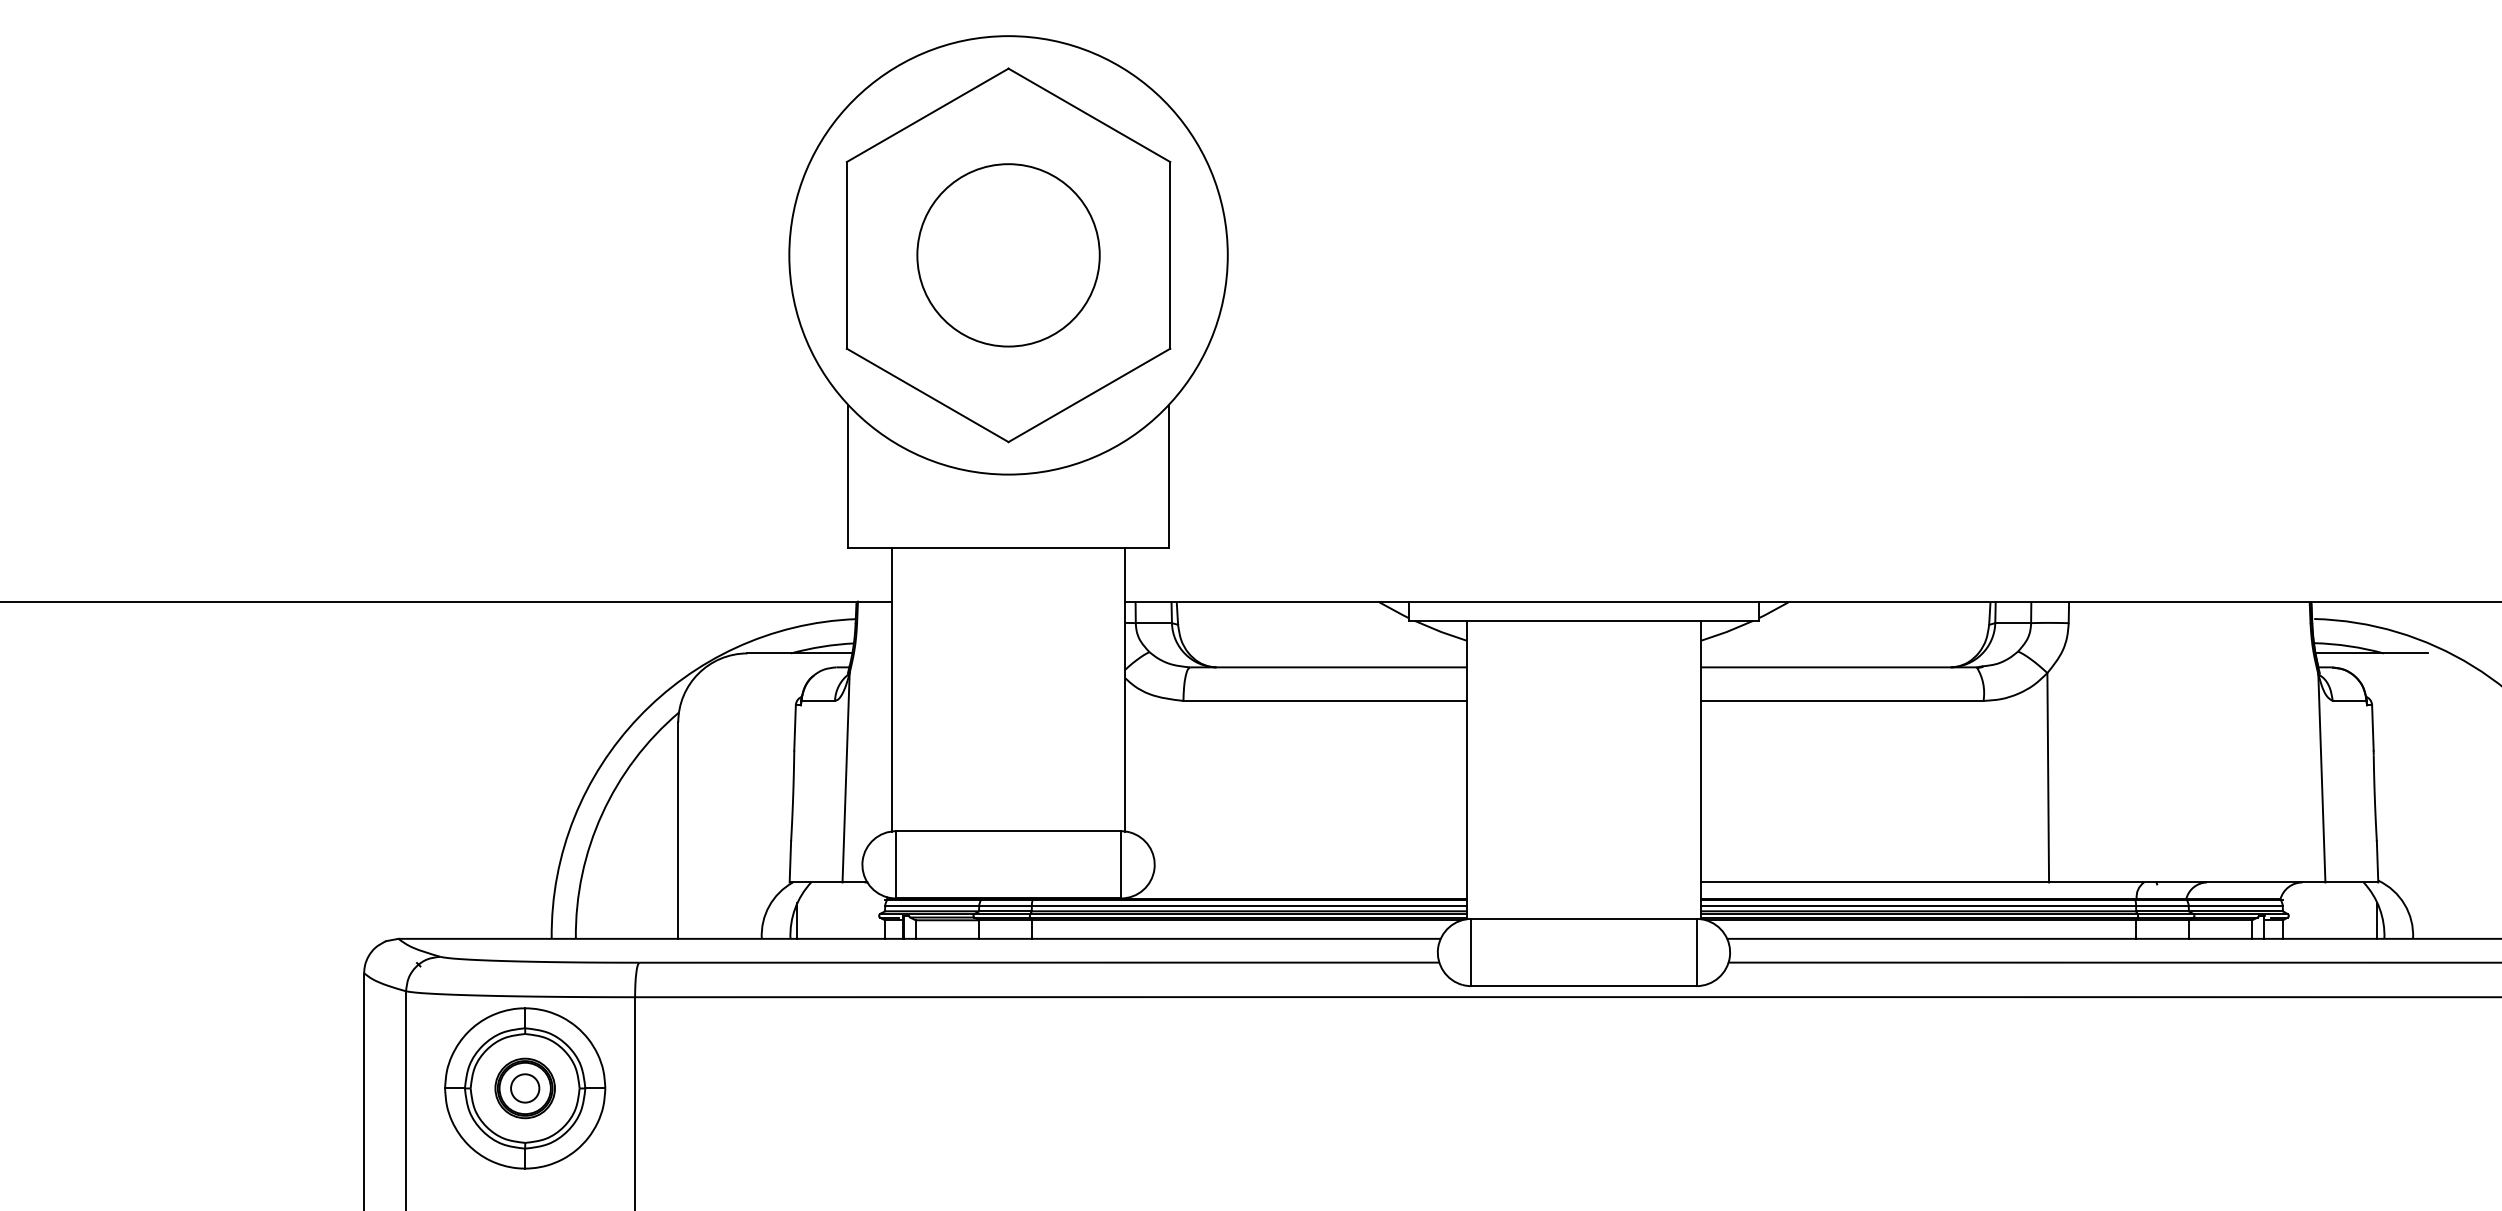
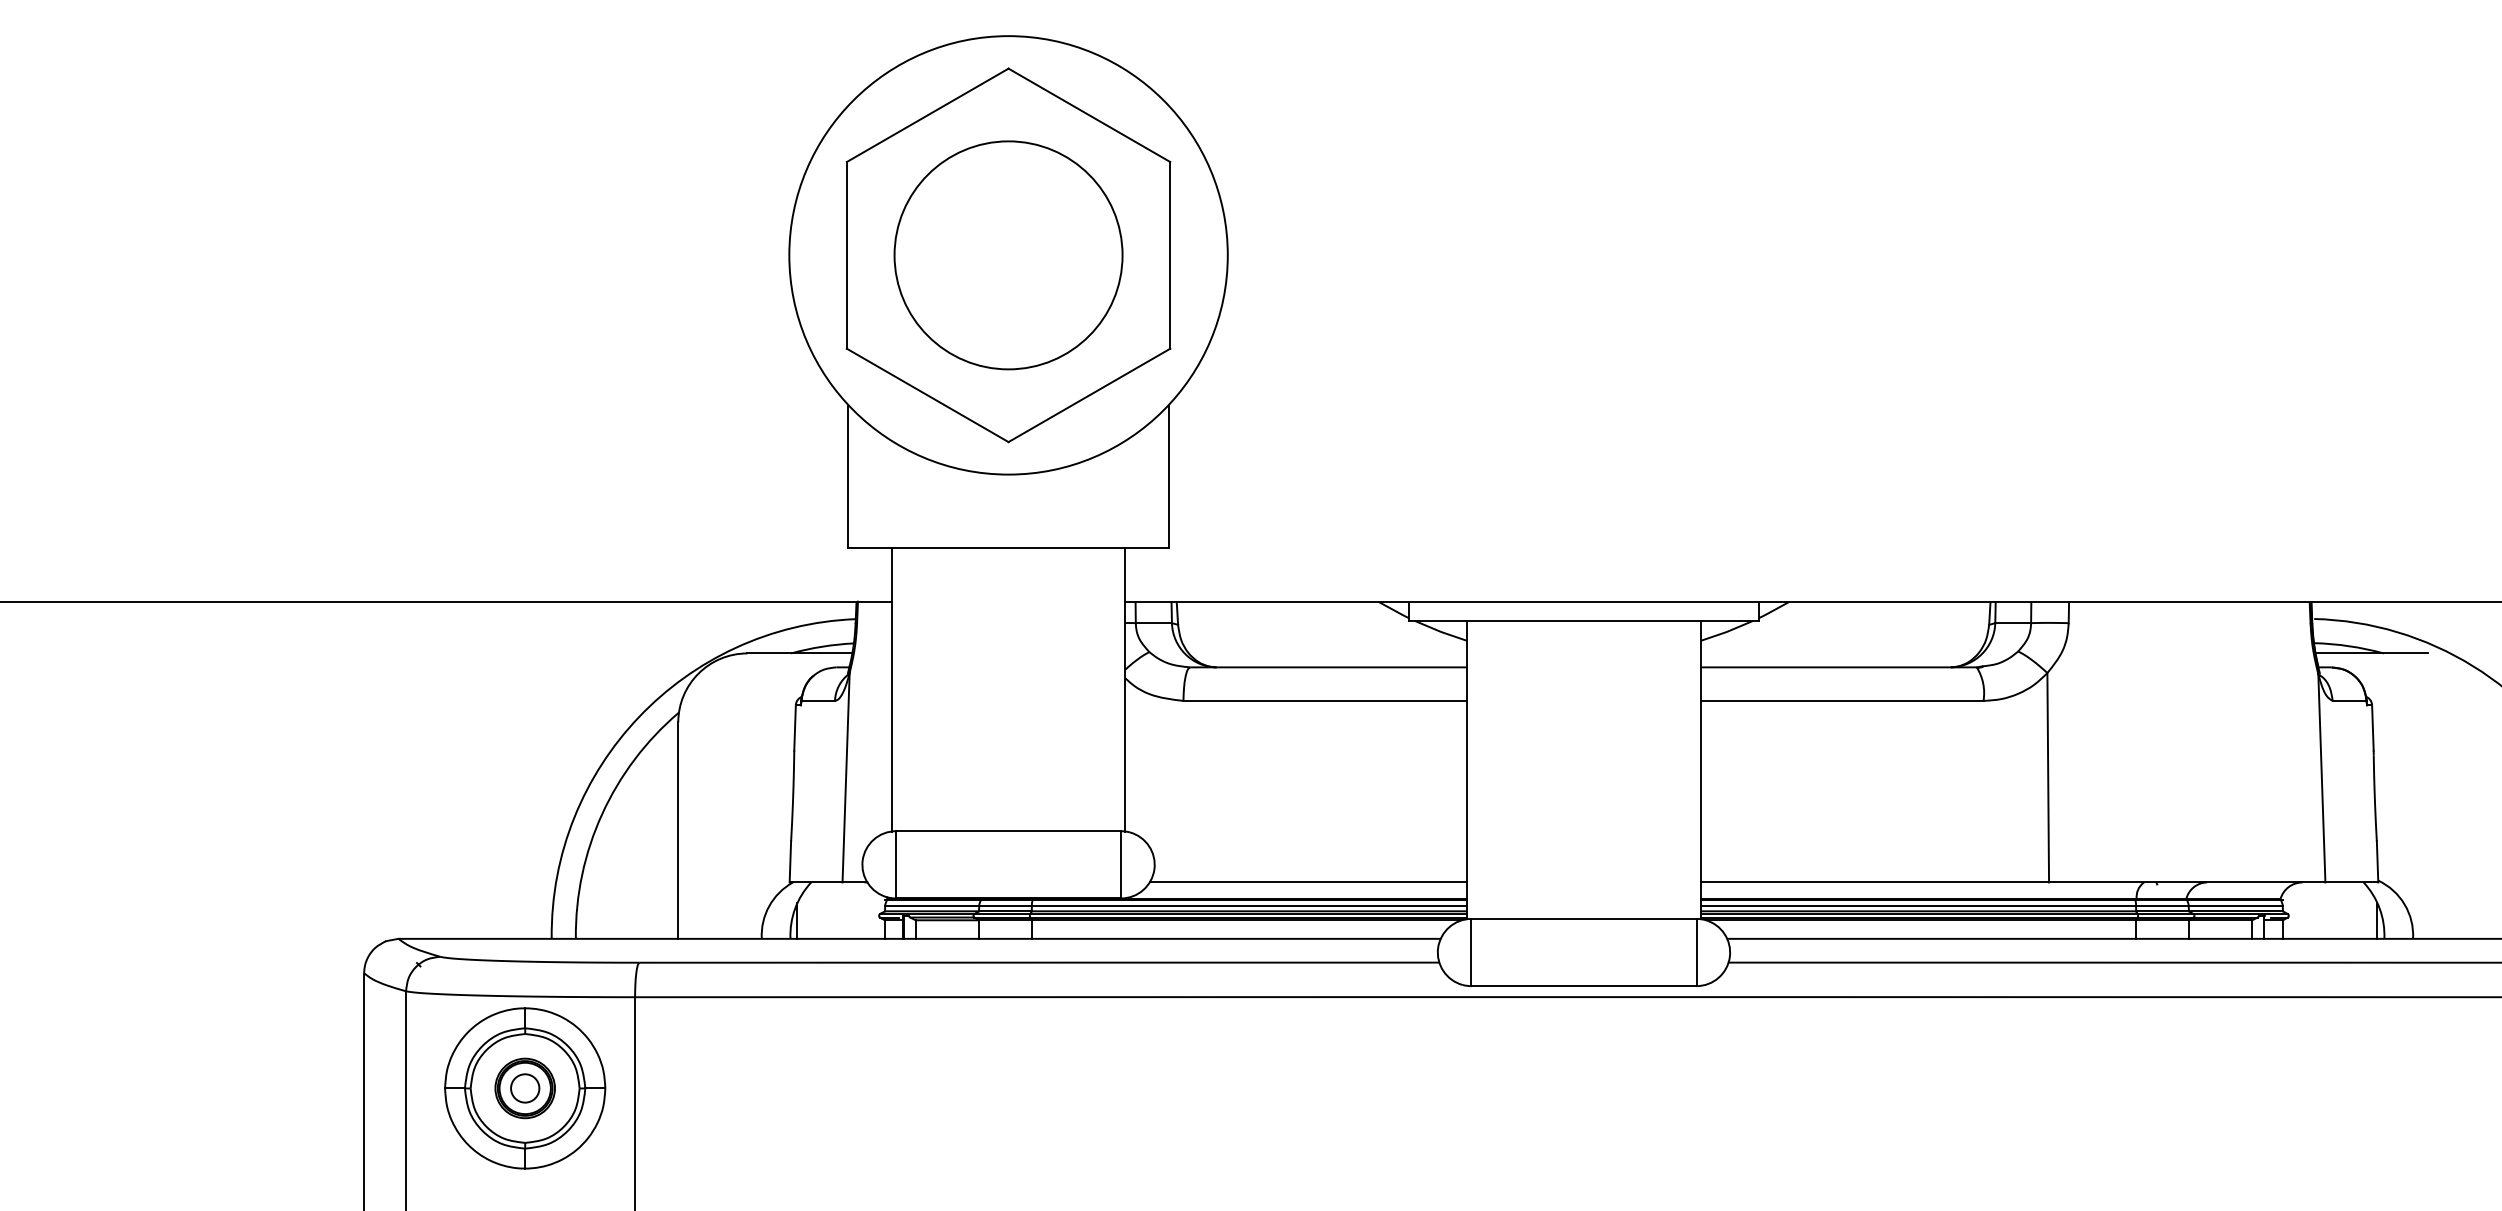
circle diameter: 182 px -> 228 px (1008, 255)
line: none -> present (1308, 882)
